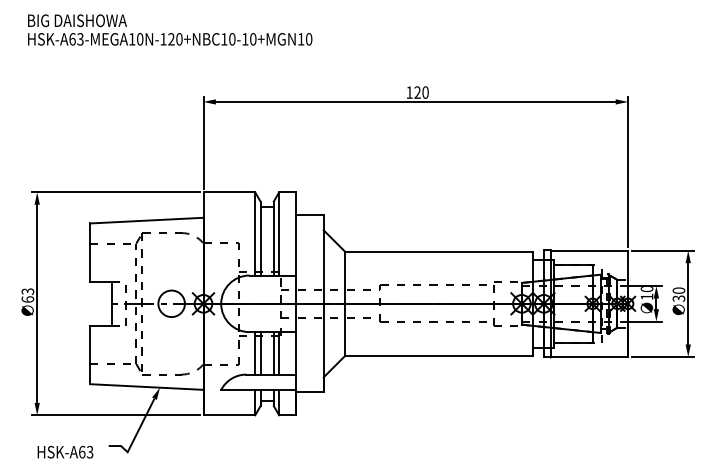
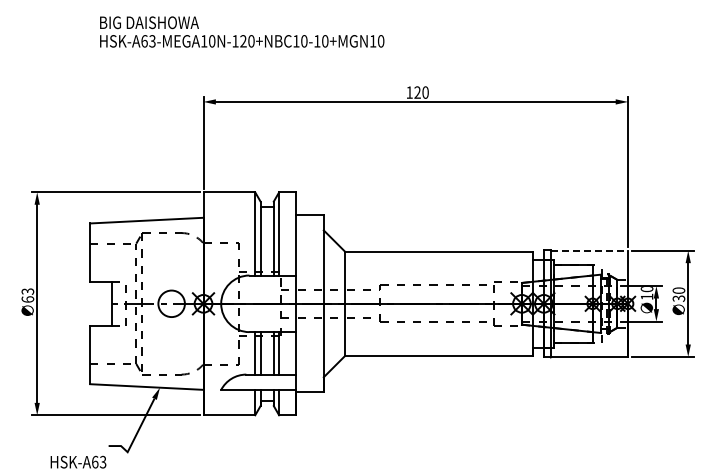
text position: (170, 29) -> (242, 31) (242, 31)
line: solid -> dashed (590, 250)
text position: (65, 451) -> (78, 461) (78, 461)
